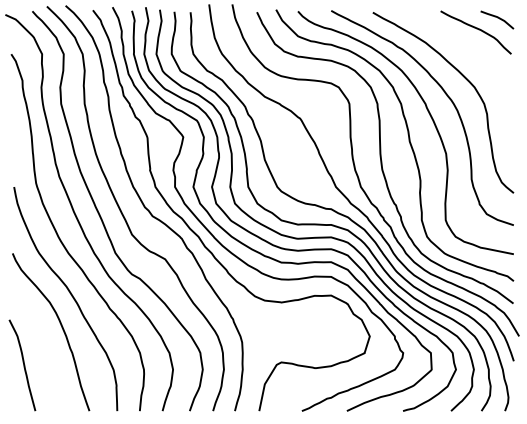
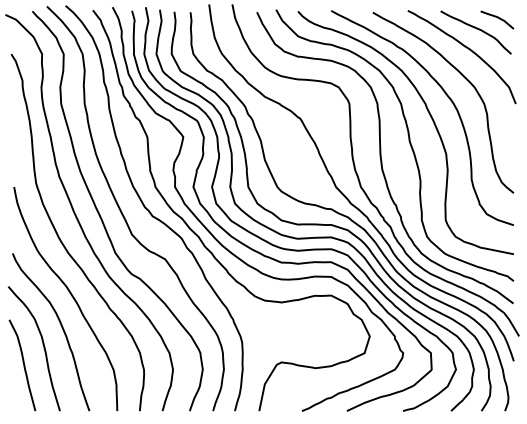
curve: none -> present (466, 48)
curve: none -> present (42, 344)
